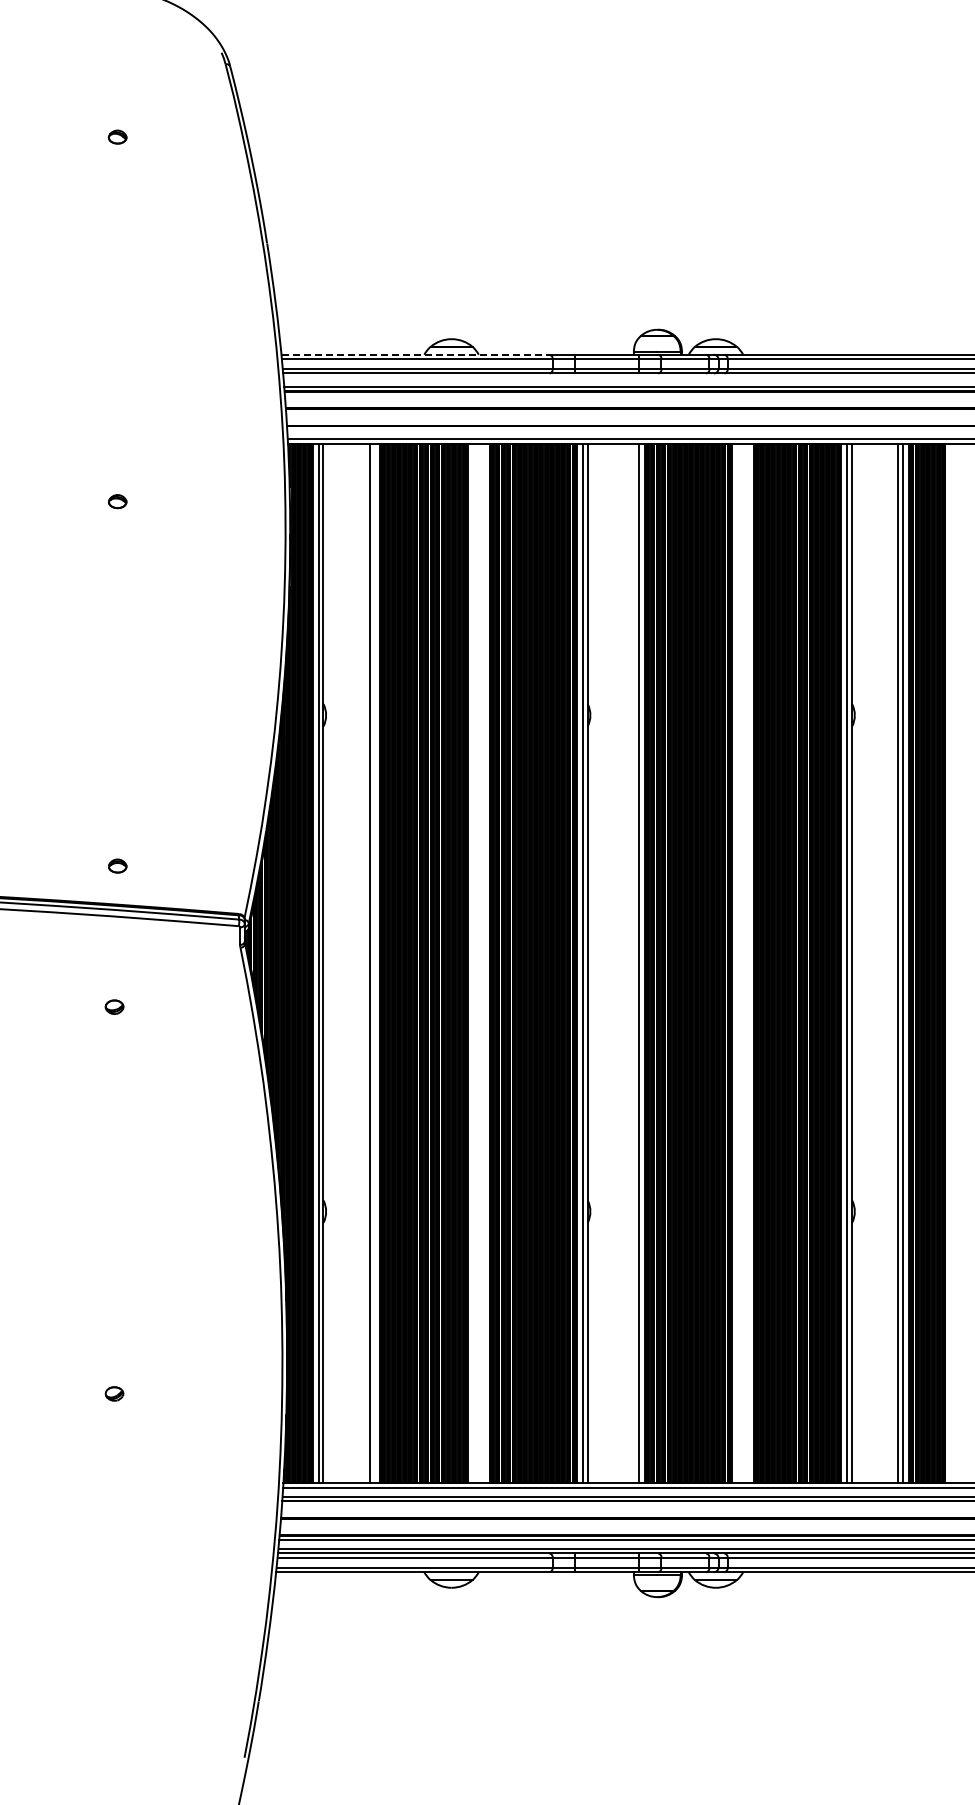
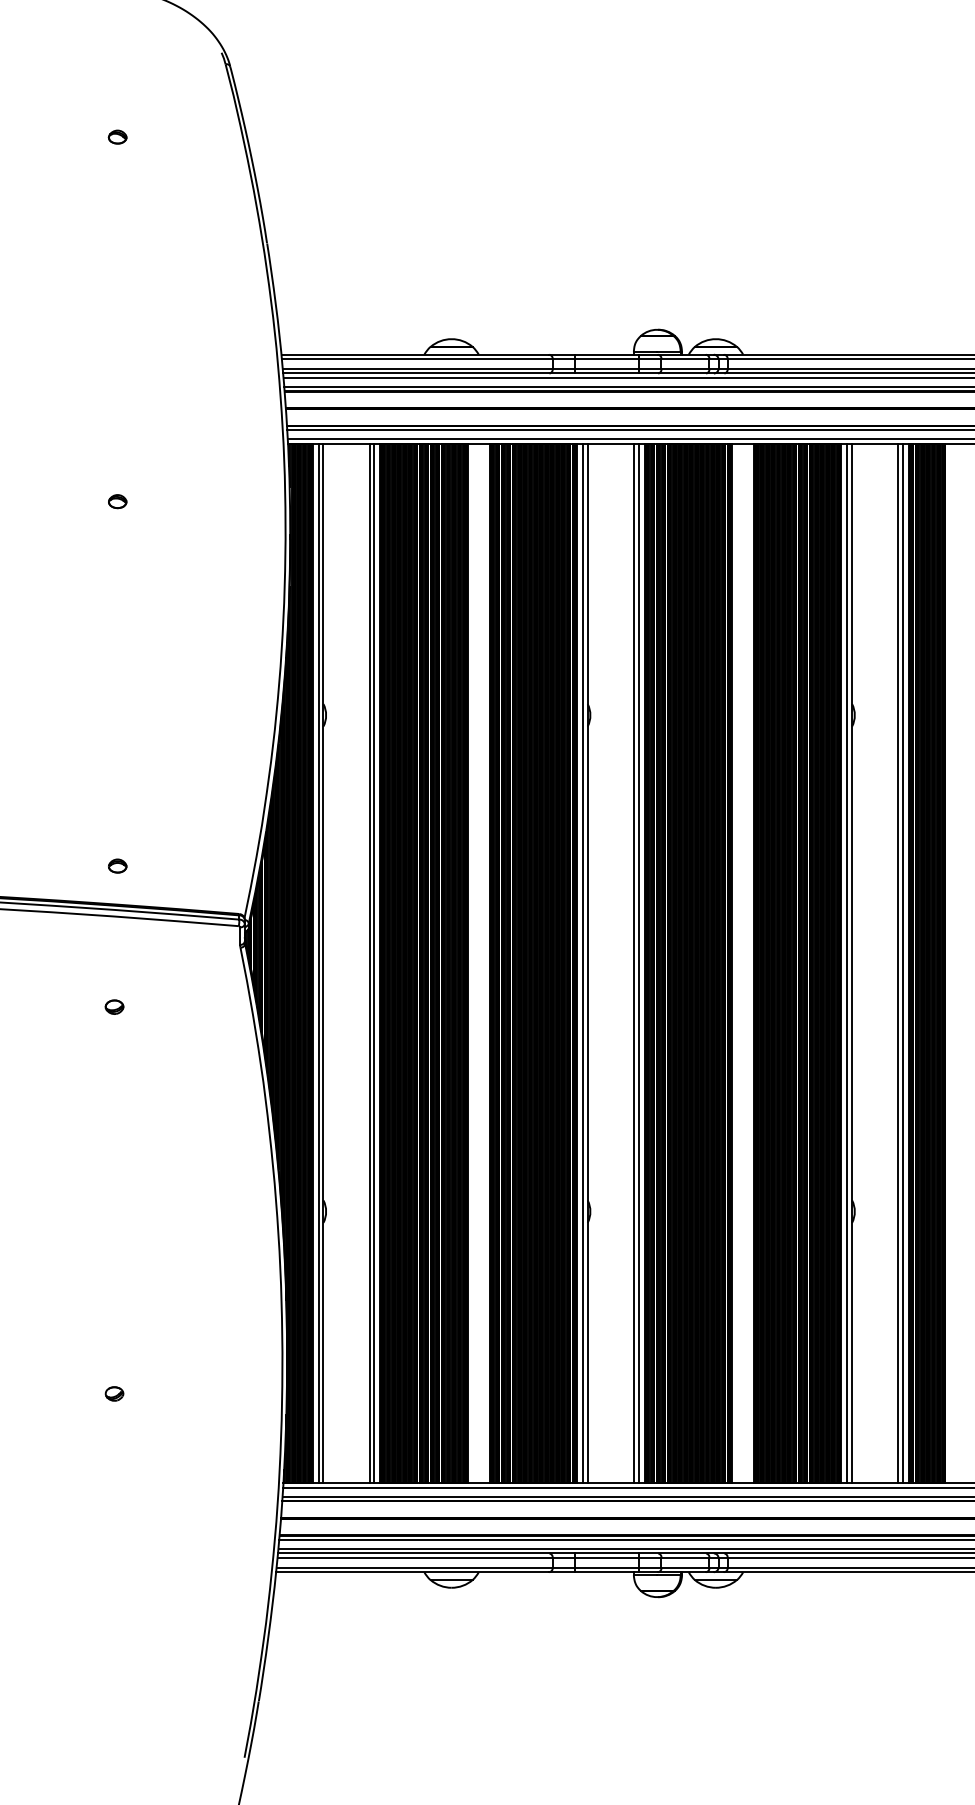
line: dashed -> solid (415, 354)
line: none -> present (627, 378)
line: none -> present (629, 429)
line: none -> present (374, 963)
line: none -> present (633, 963)
